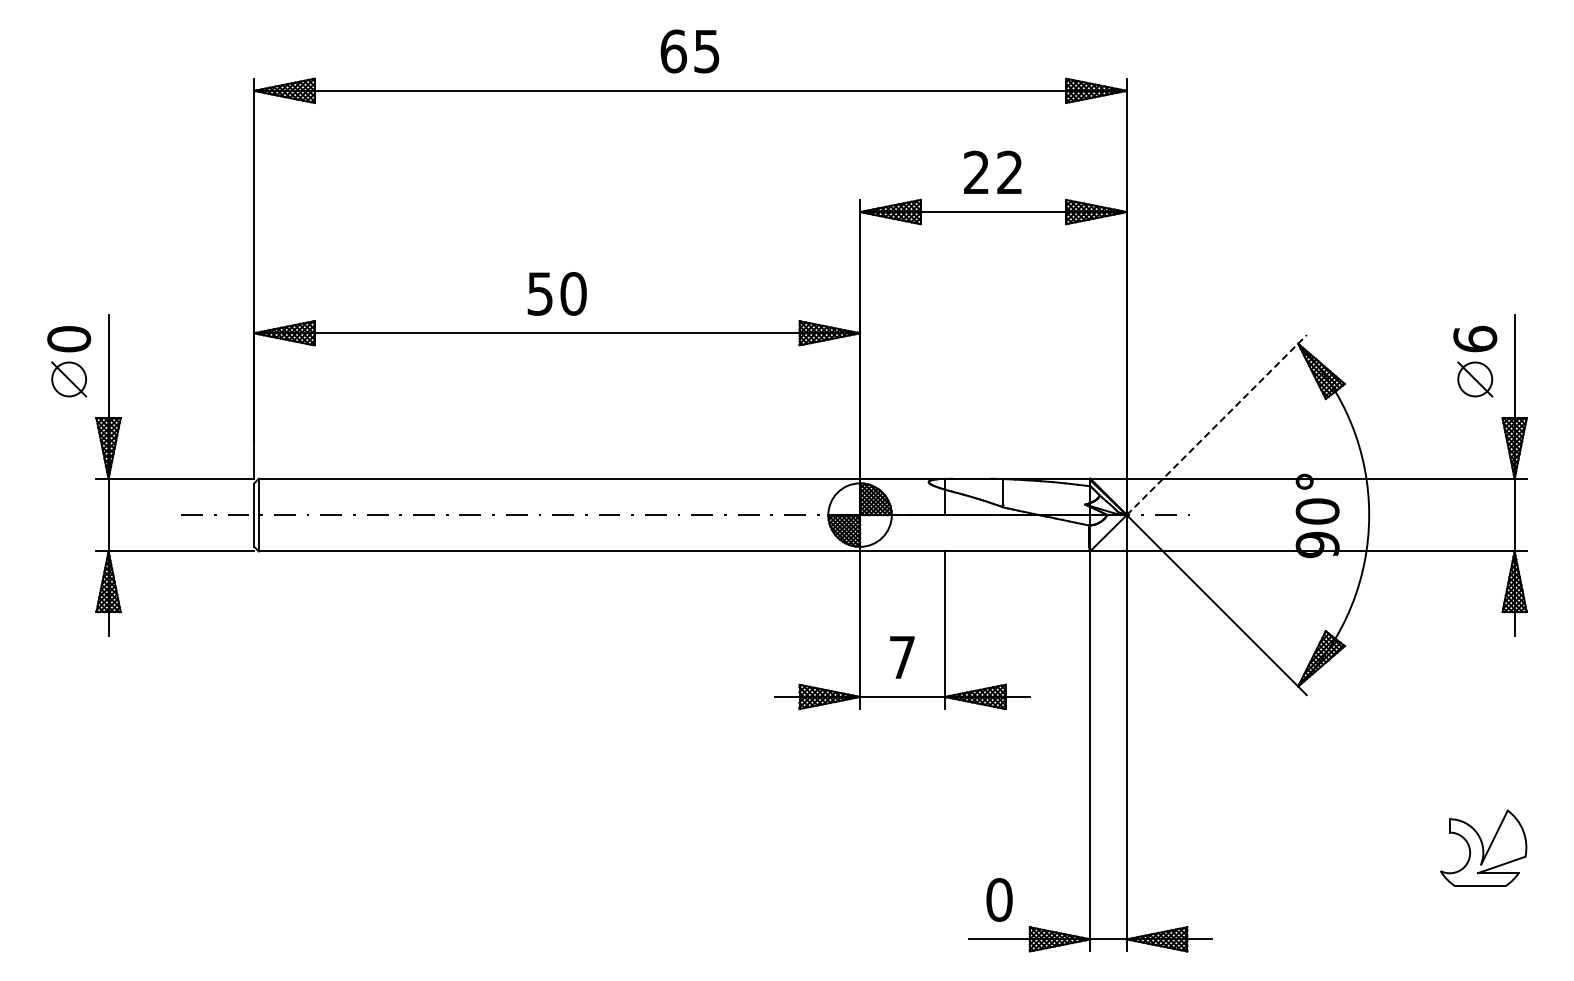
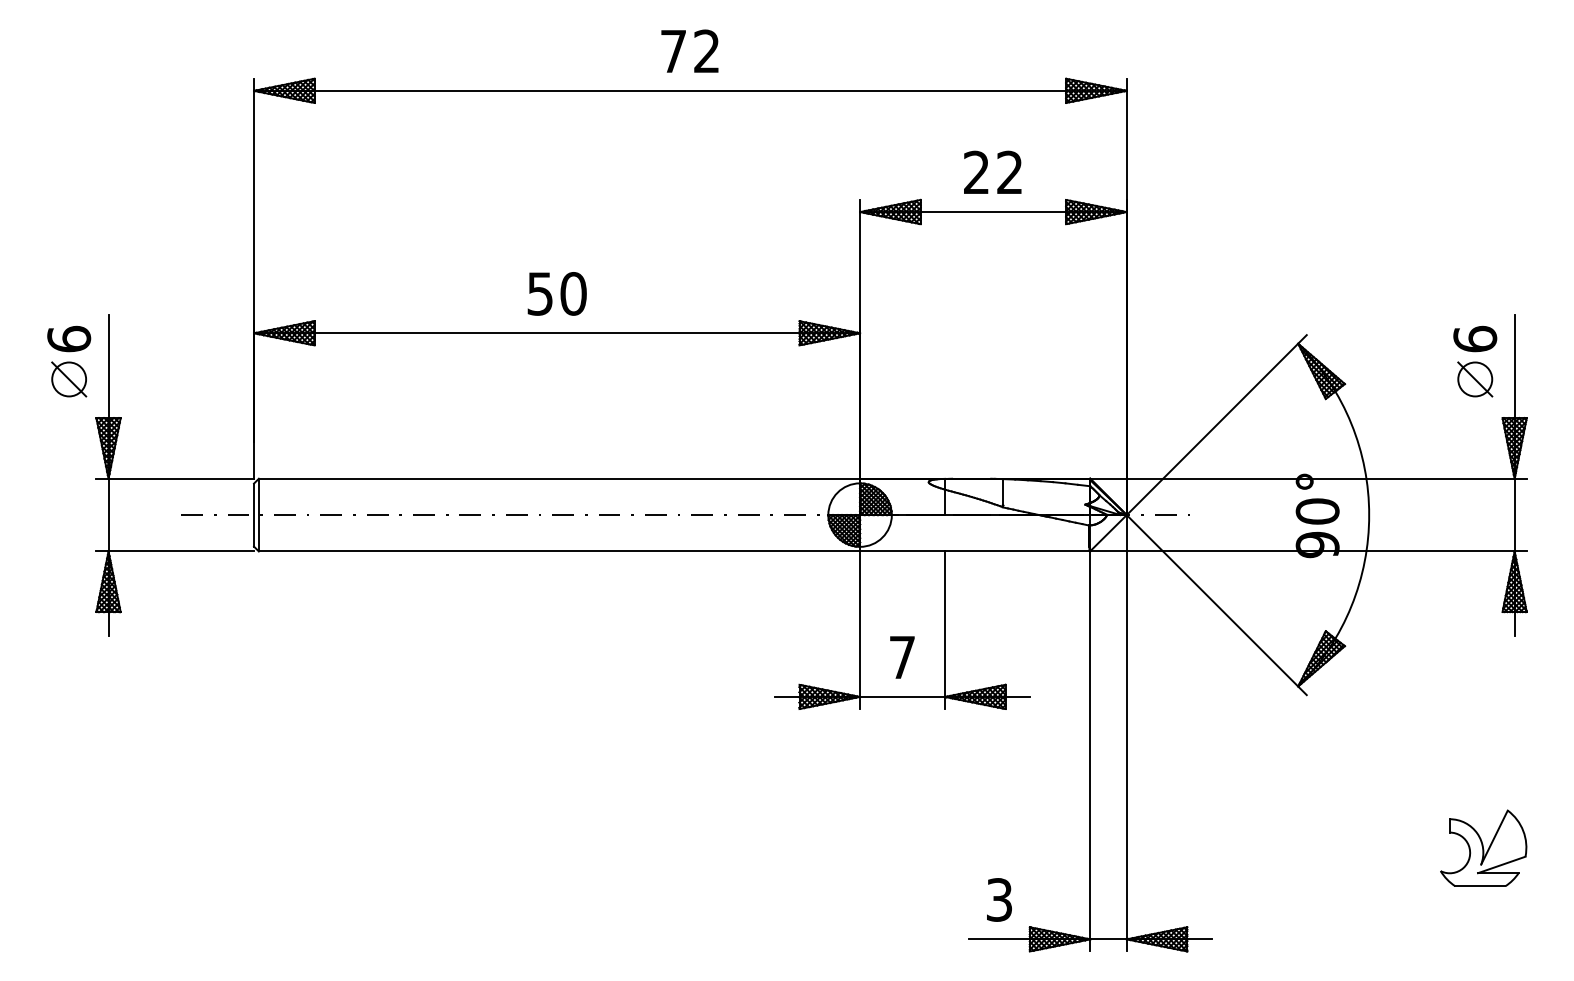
text: 65 -> 72 (689, 51)
text: 0 -> 6 (68, 338)
line: dashed -> solid (1217, 424)
text: 0 -> 3 (999, 899)
